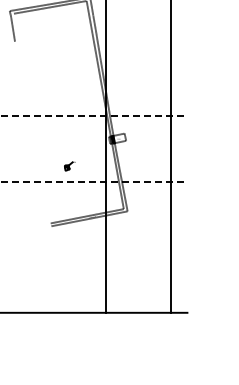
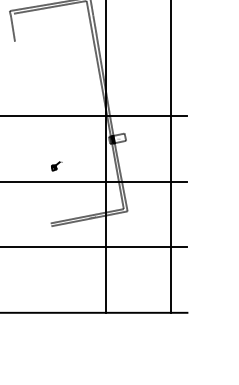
line: dashed -> solid (94, 115)
part position: (69, 166) -> (56, 166) (56, 166)
line: dashed -> solid (94, 181)
line: none -> present (94, 247)
